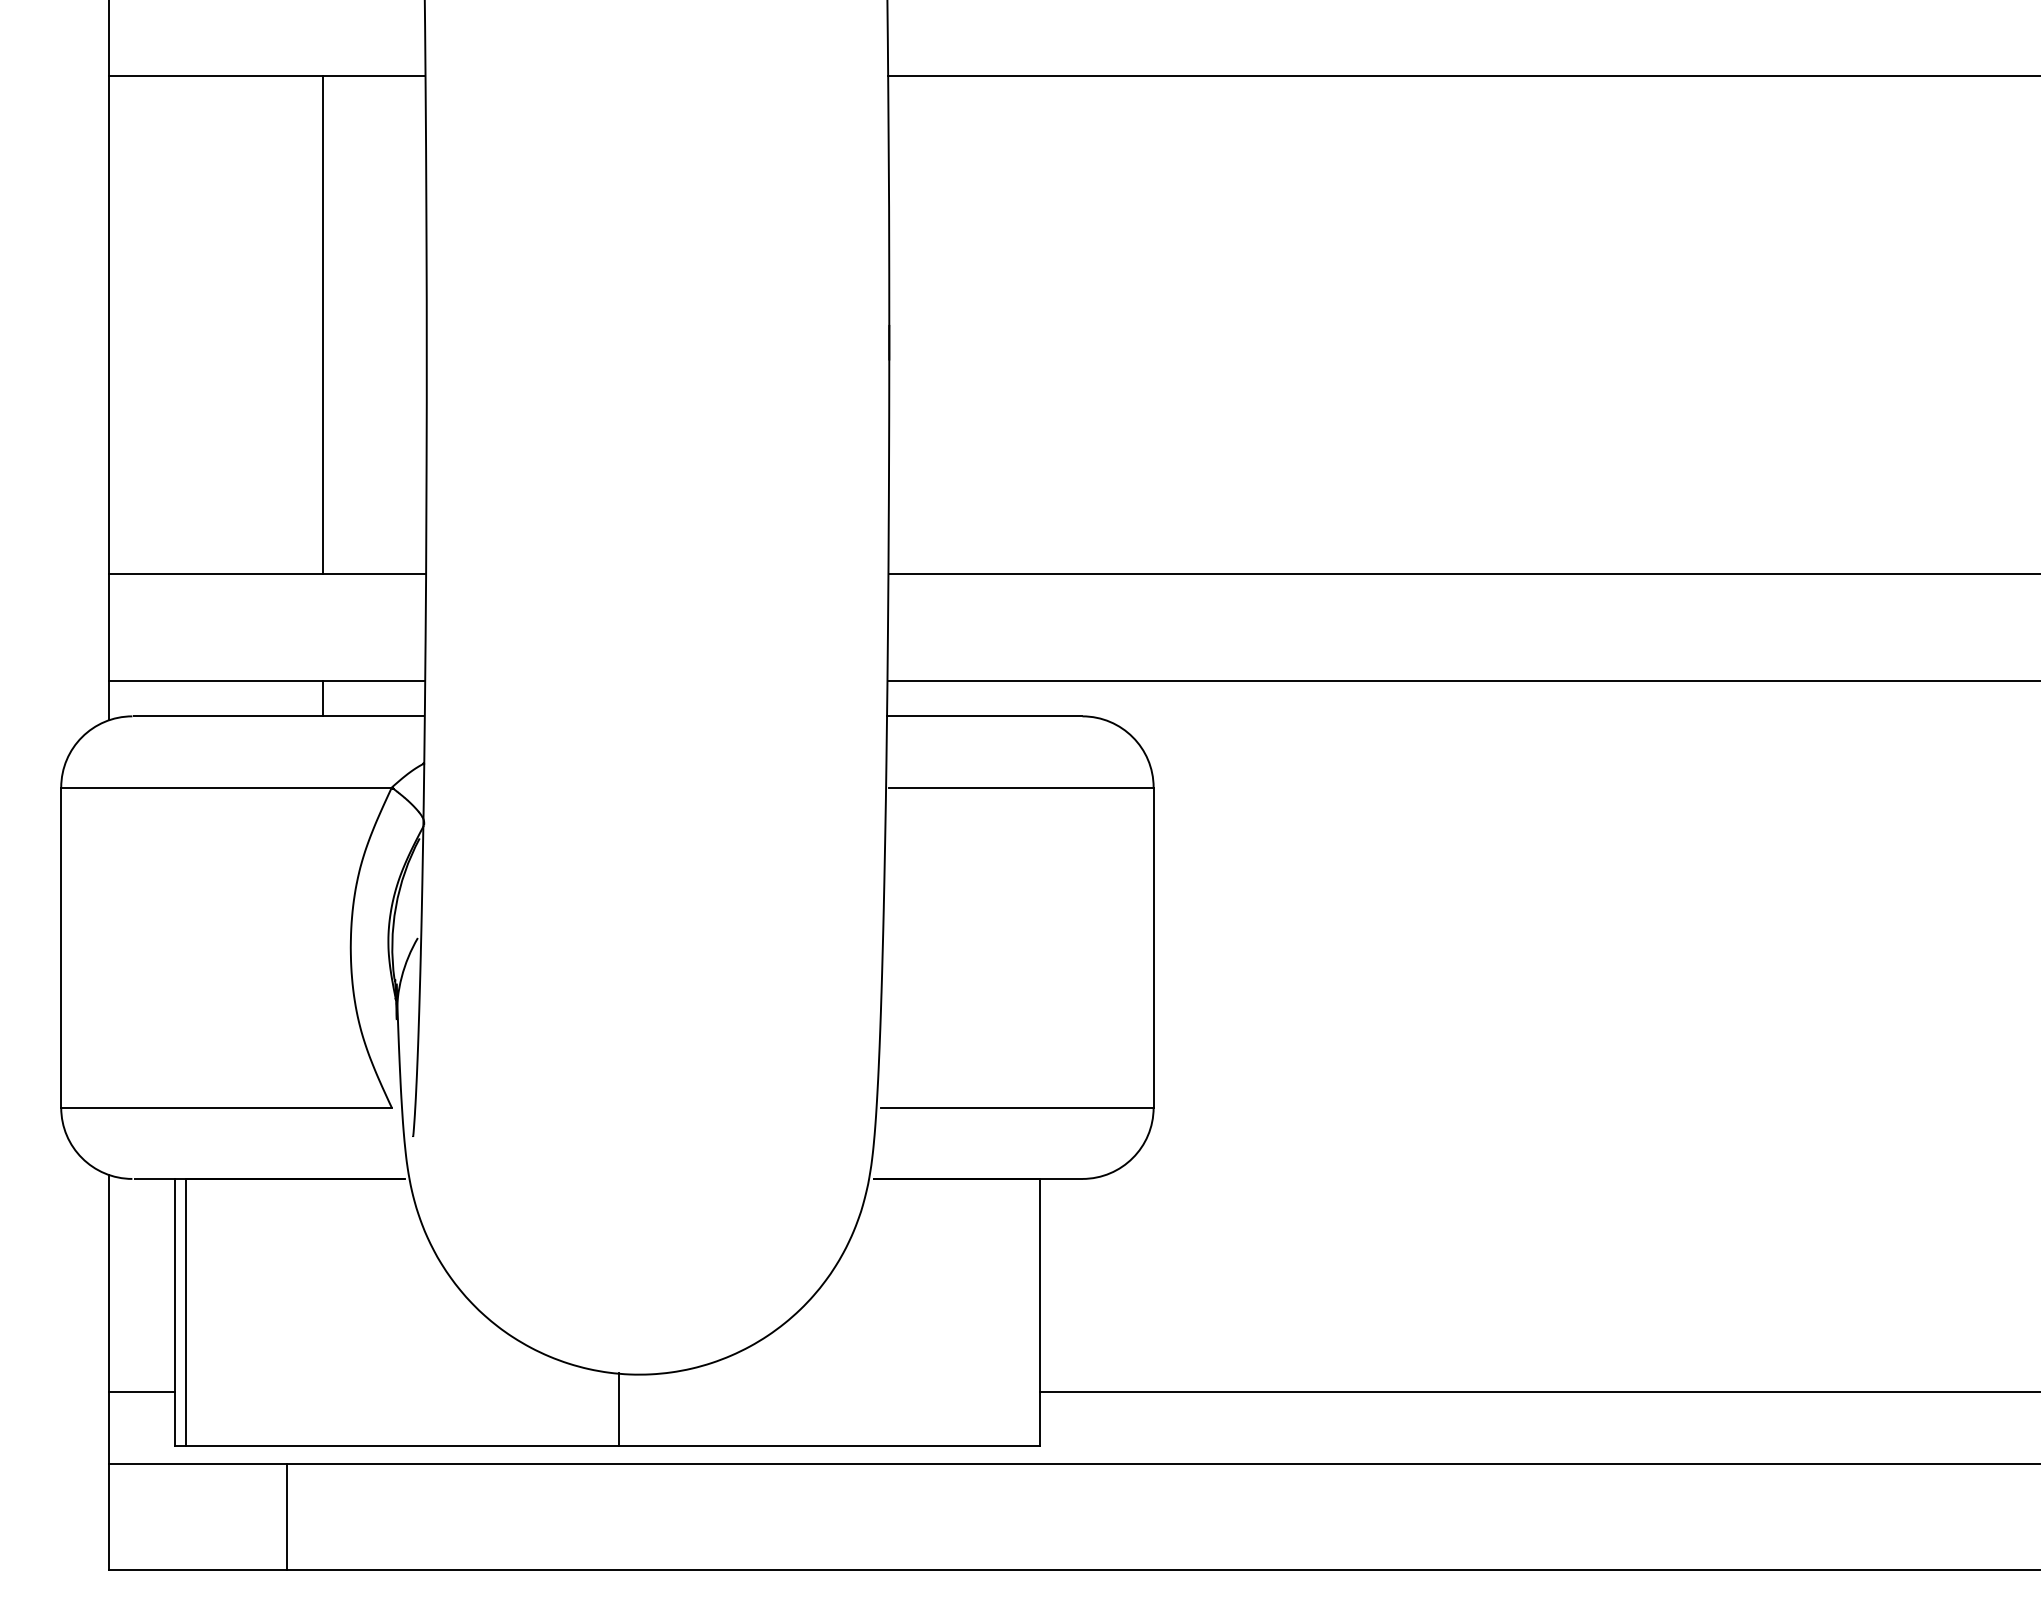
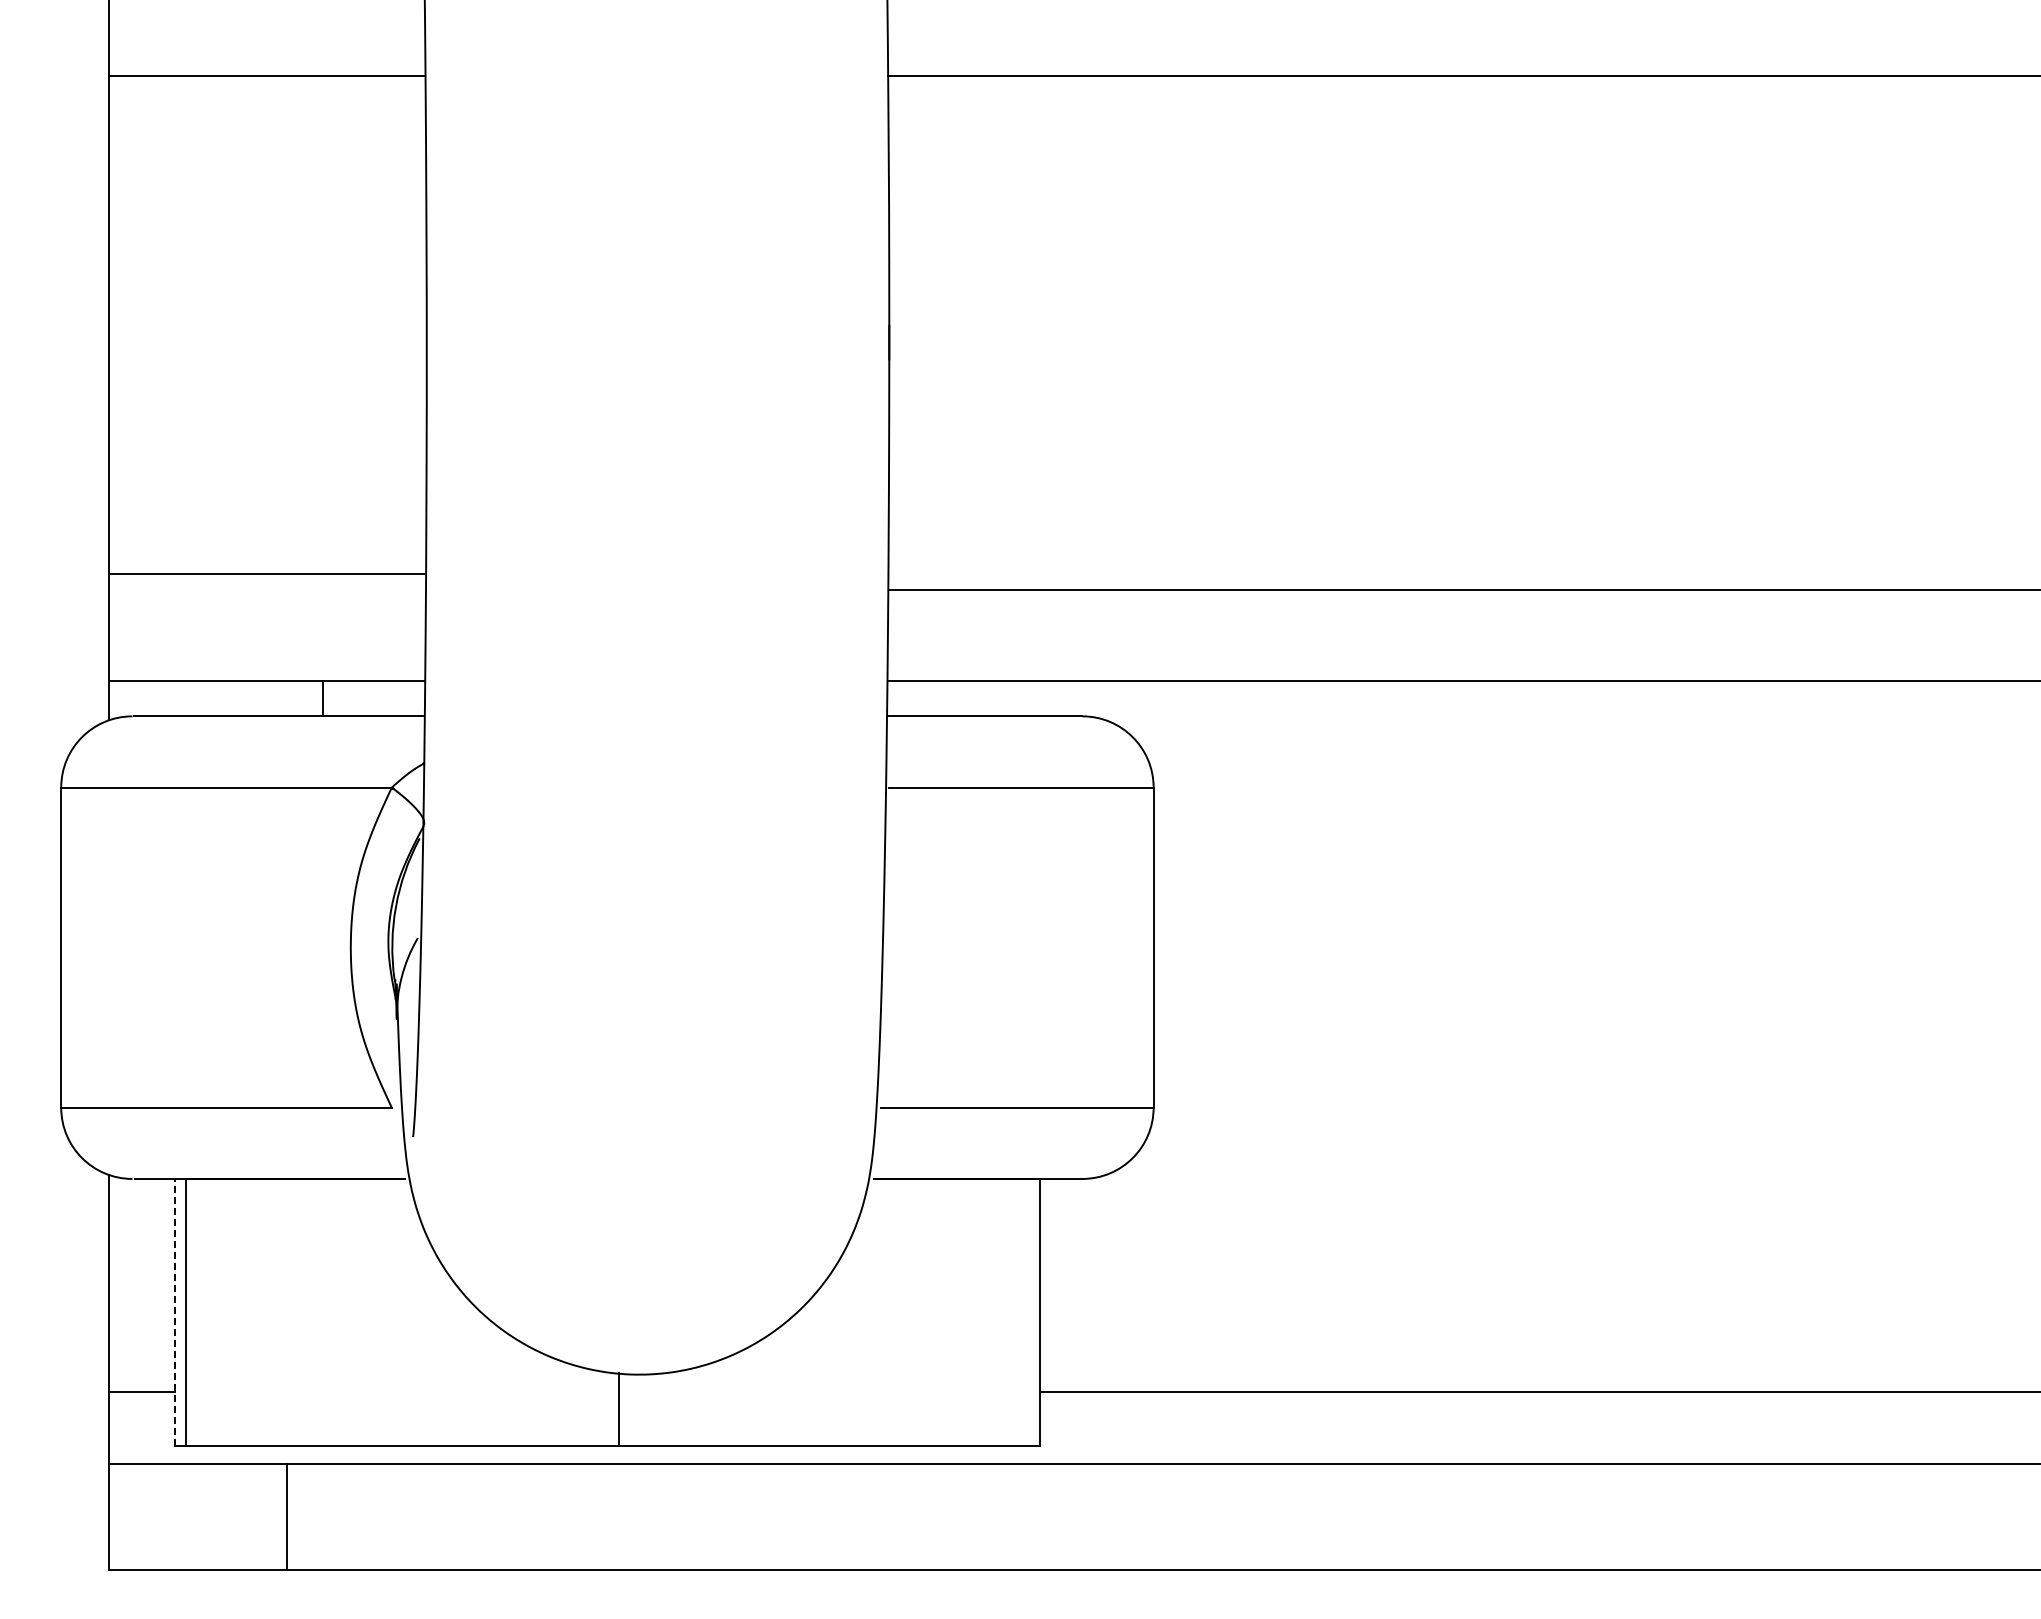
line: present -> none (322, 324)
line position: (1462, 574) -> (1462, 590) (1462, 590)
line: solid -> dashed (174, 1311)
